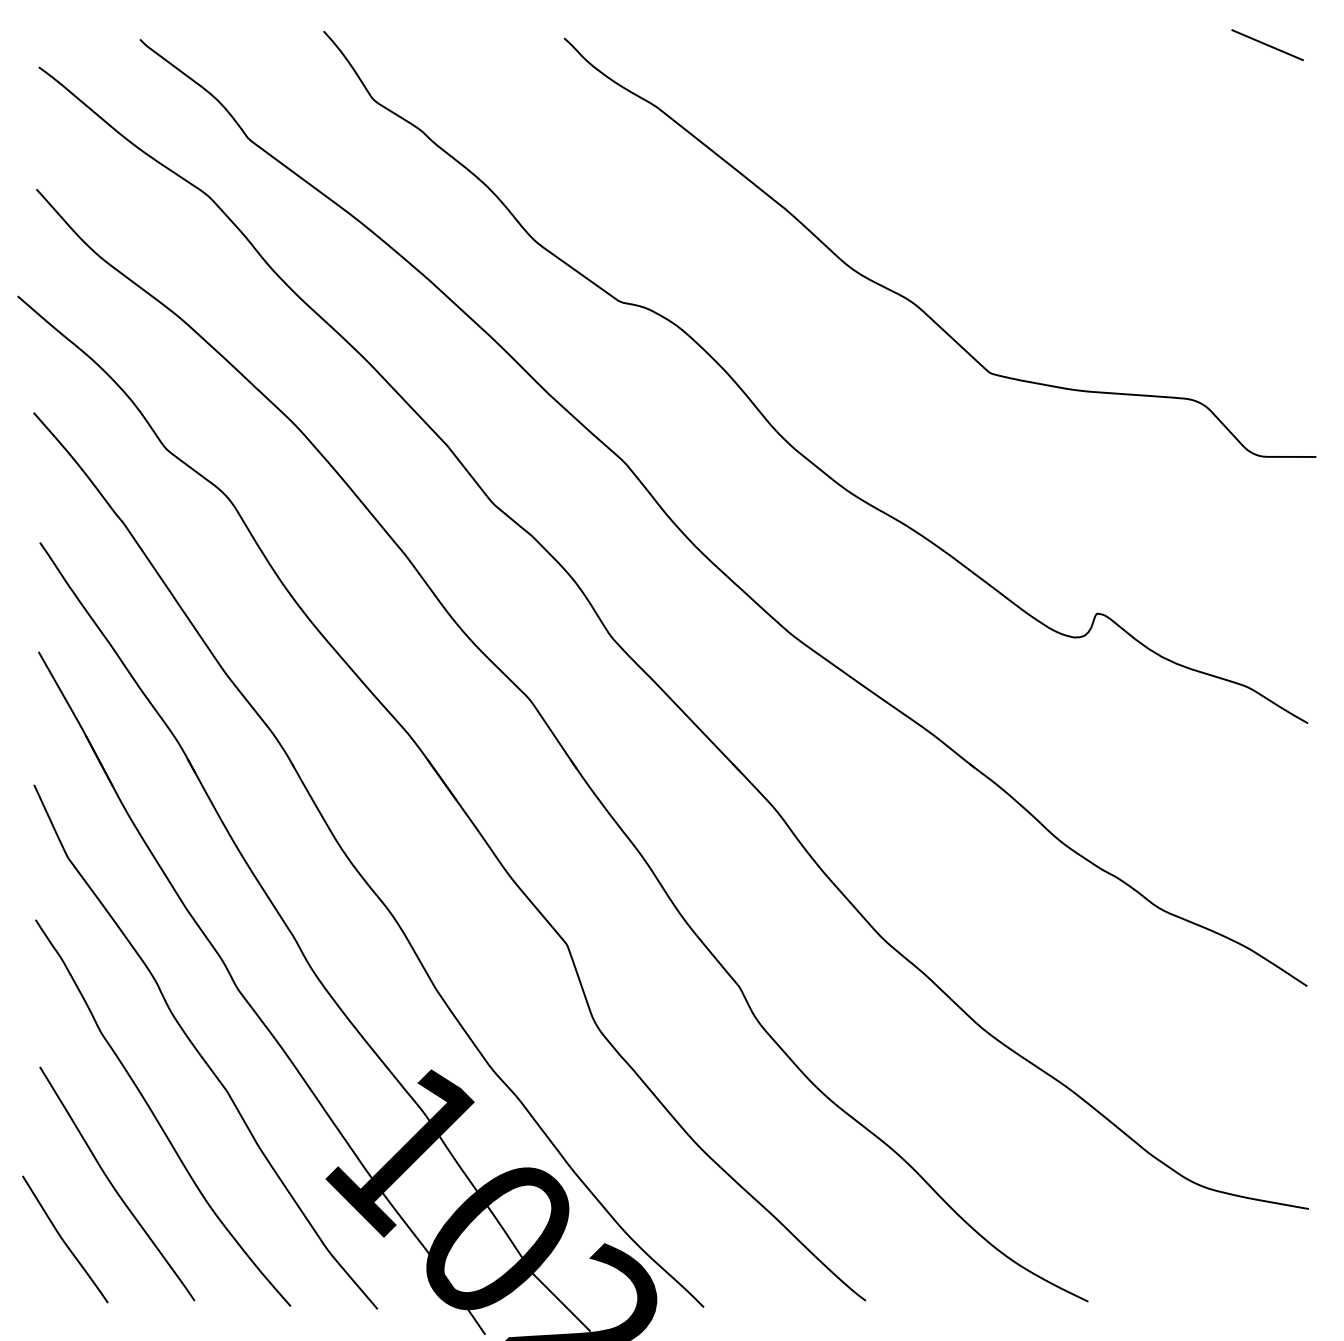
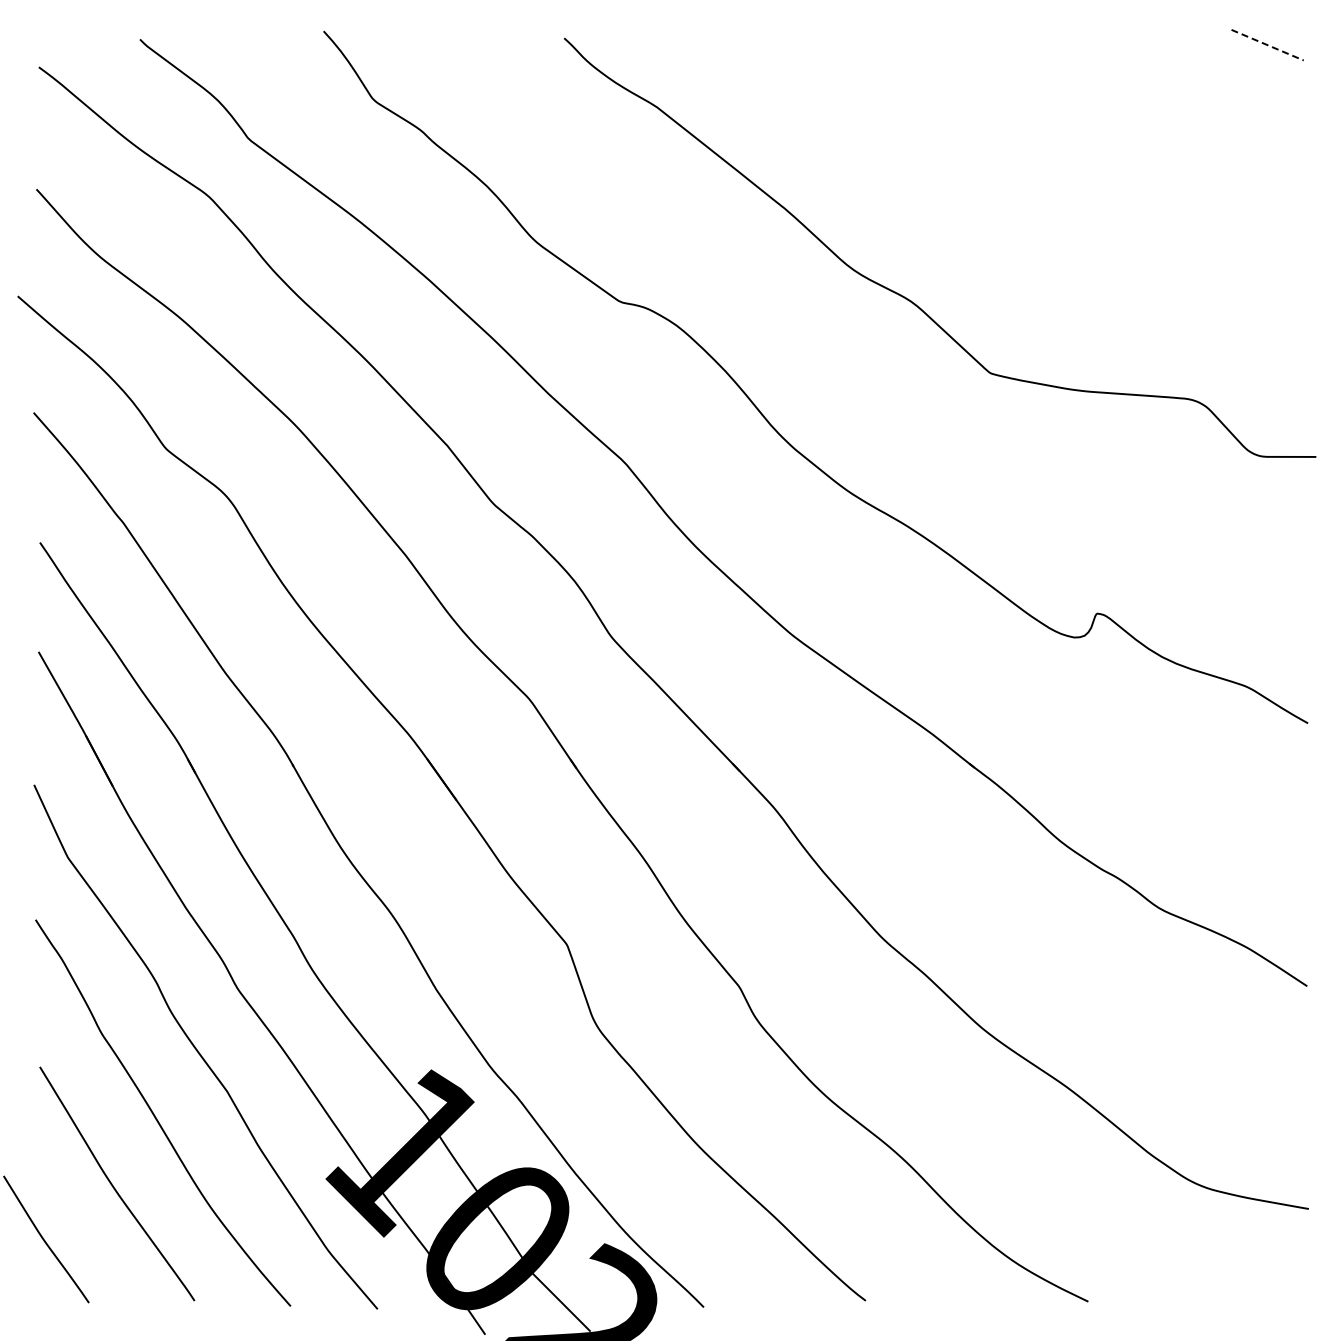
line: solid -> dashed (1268, 45)
curve position: (64, 1240) -> (45, 1240) (45, 1240)
